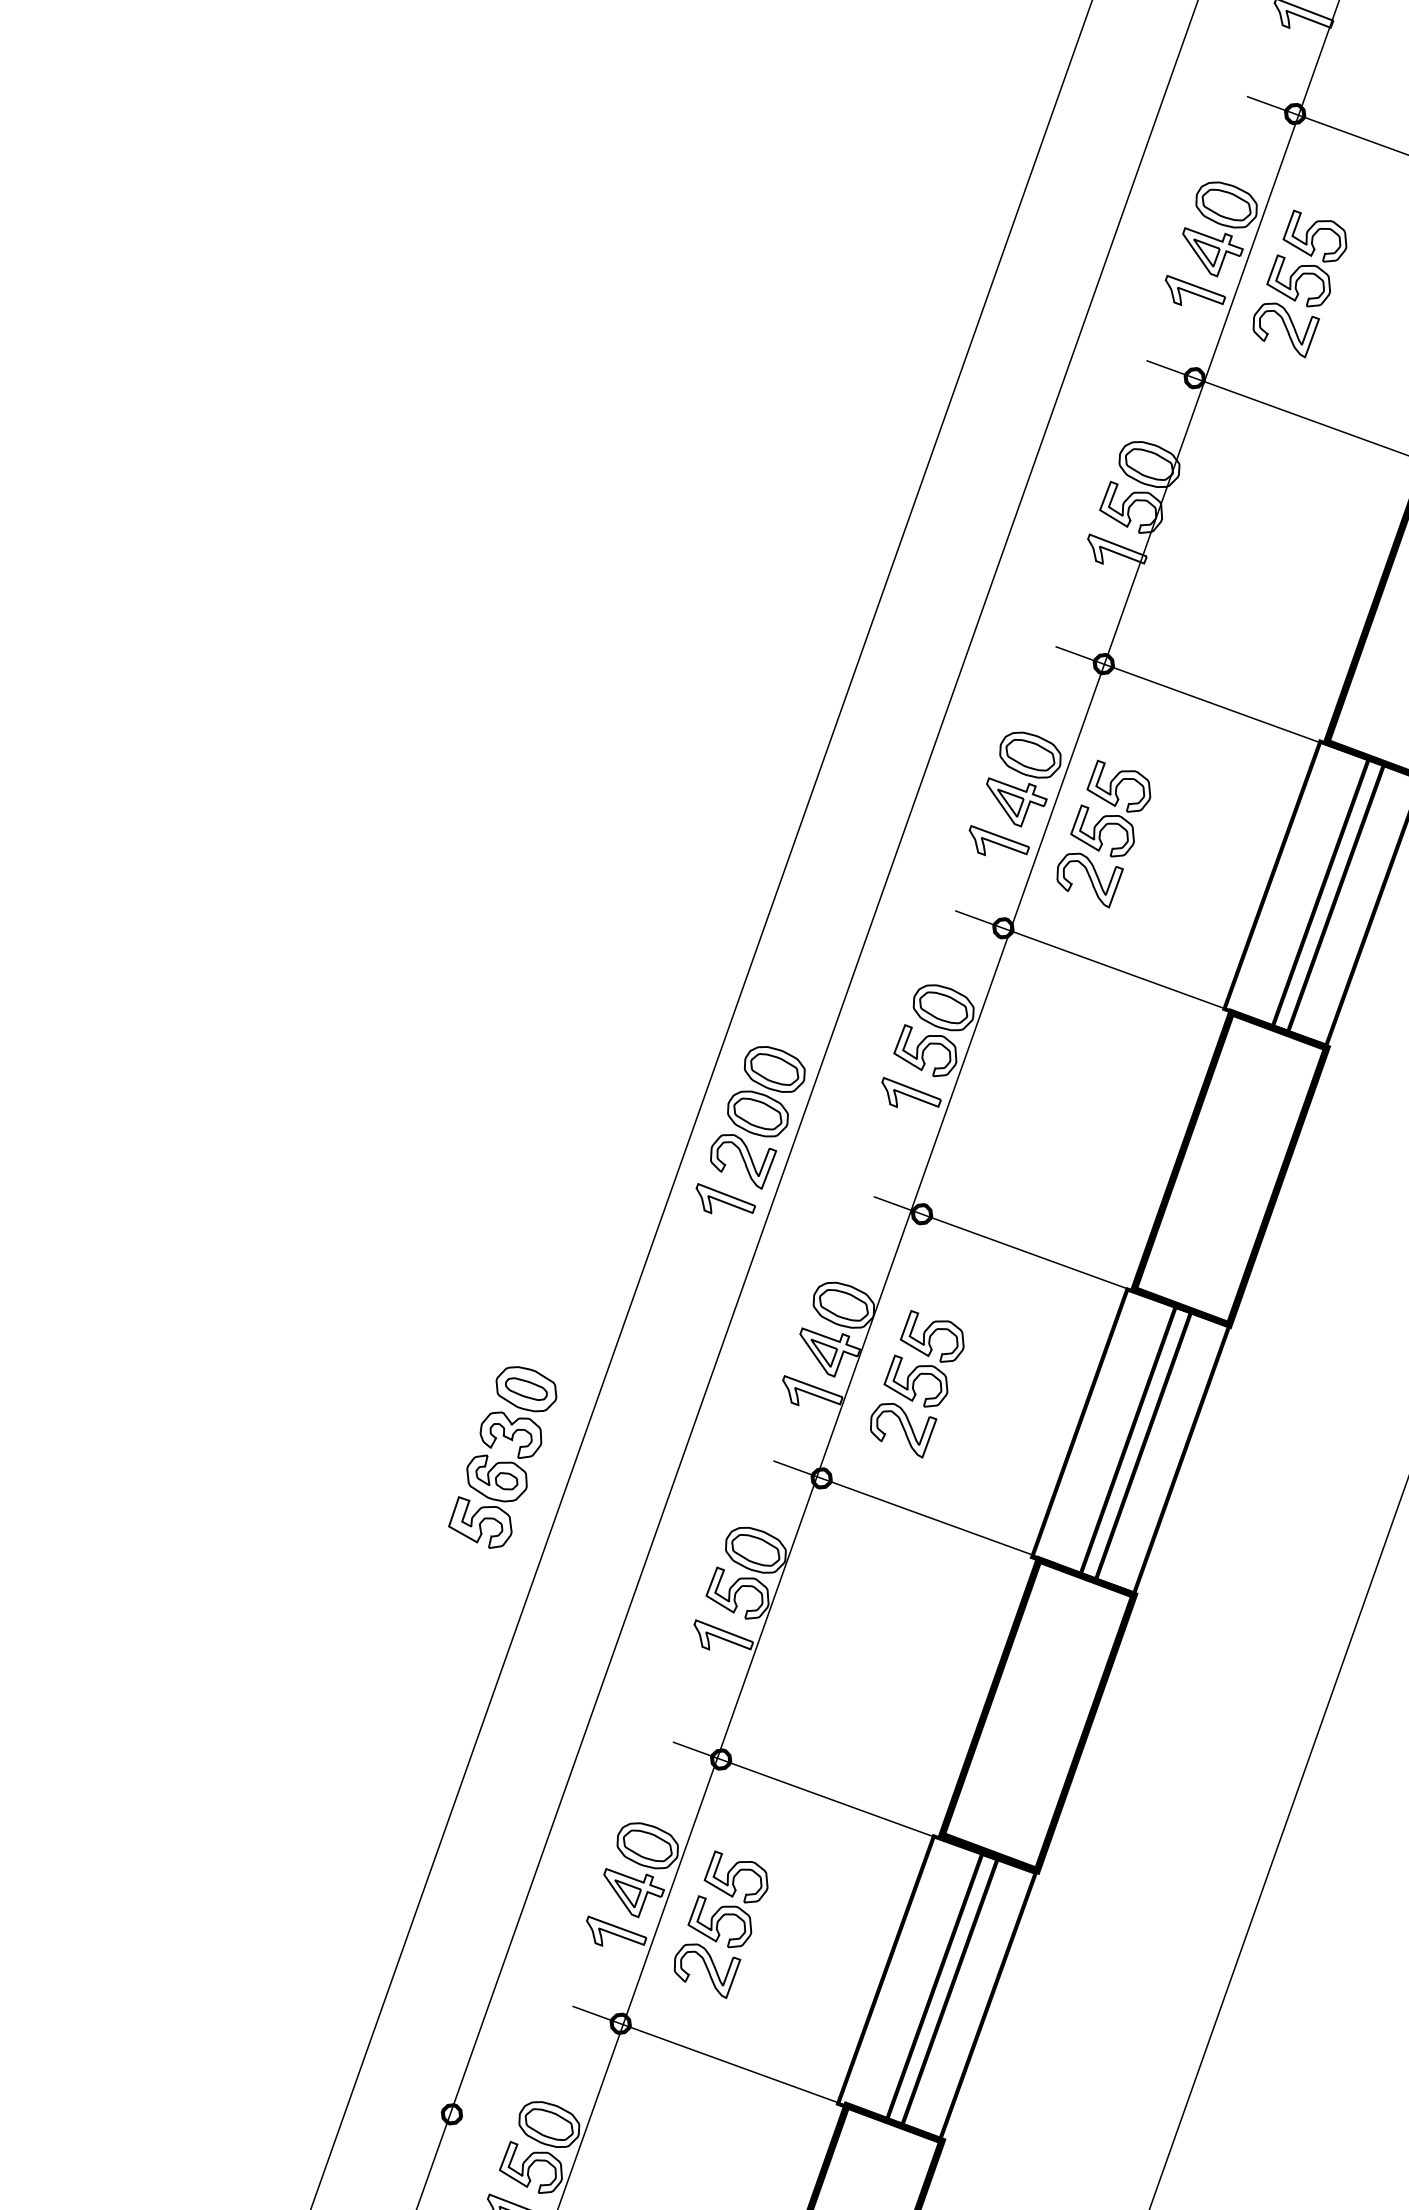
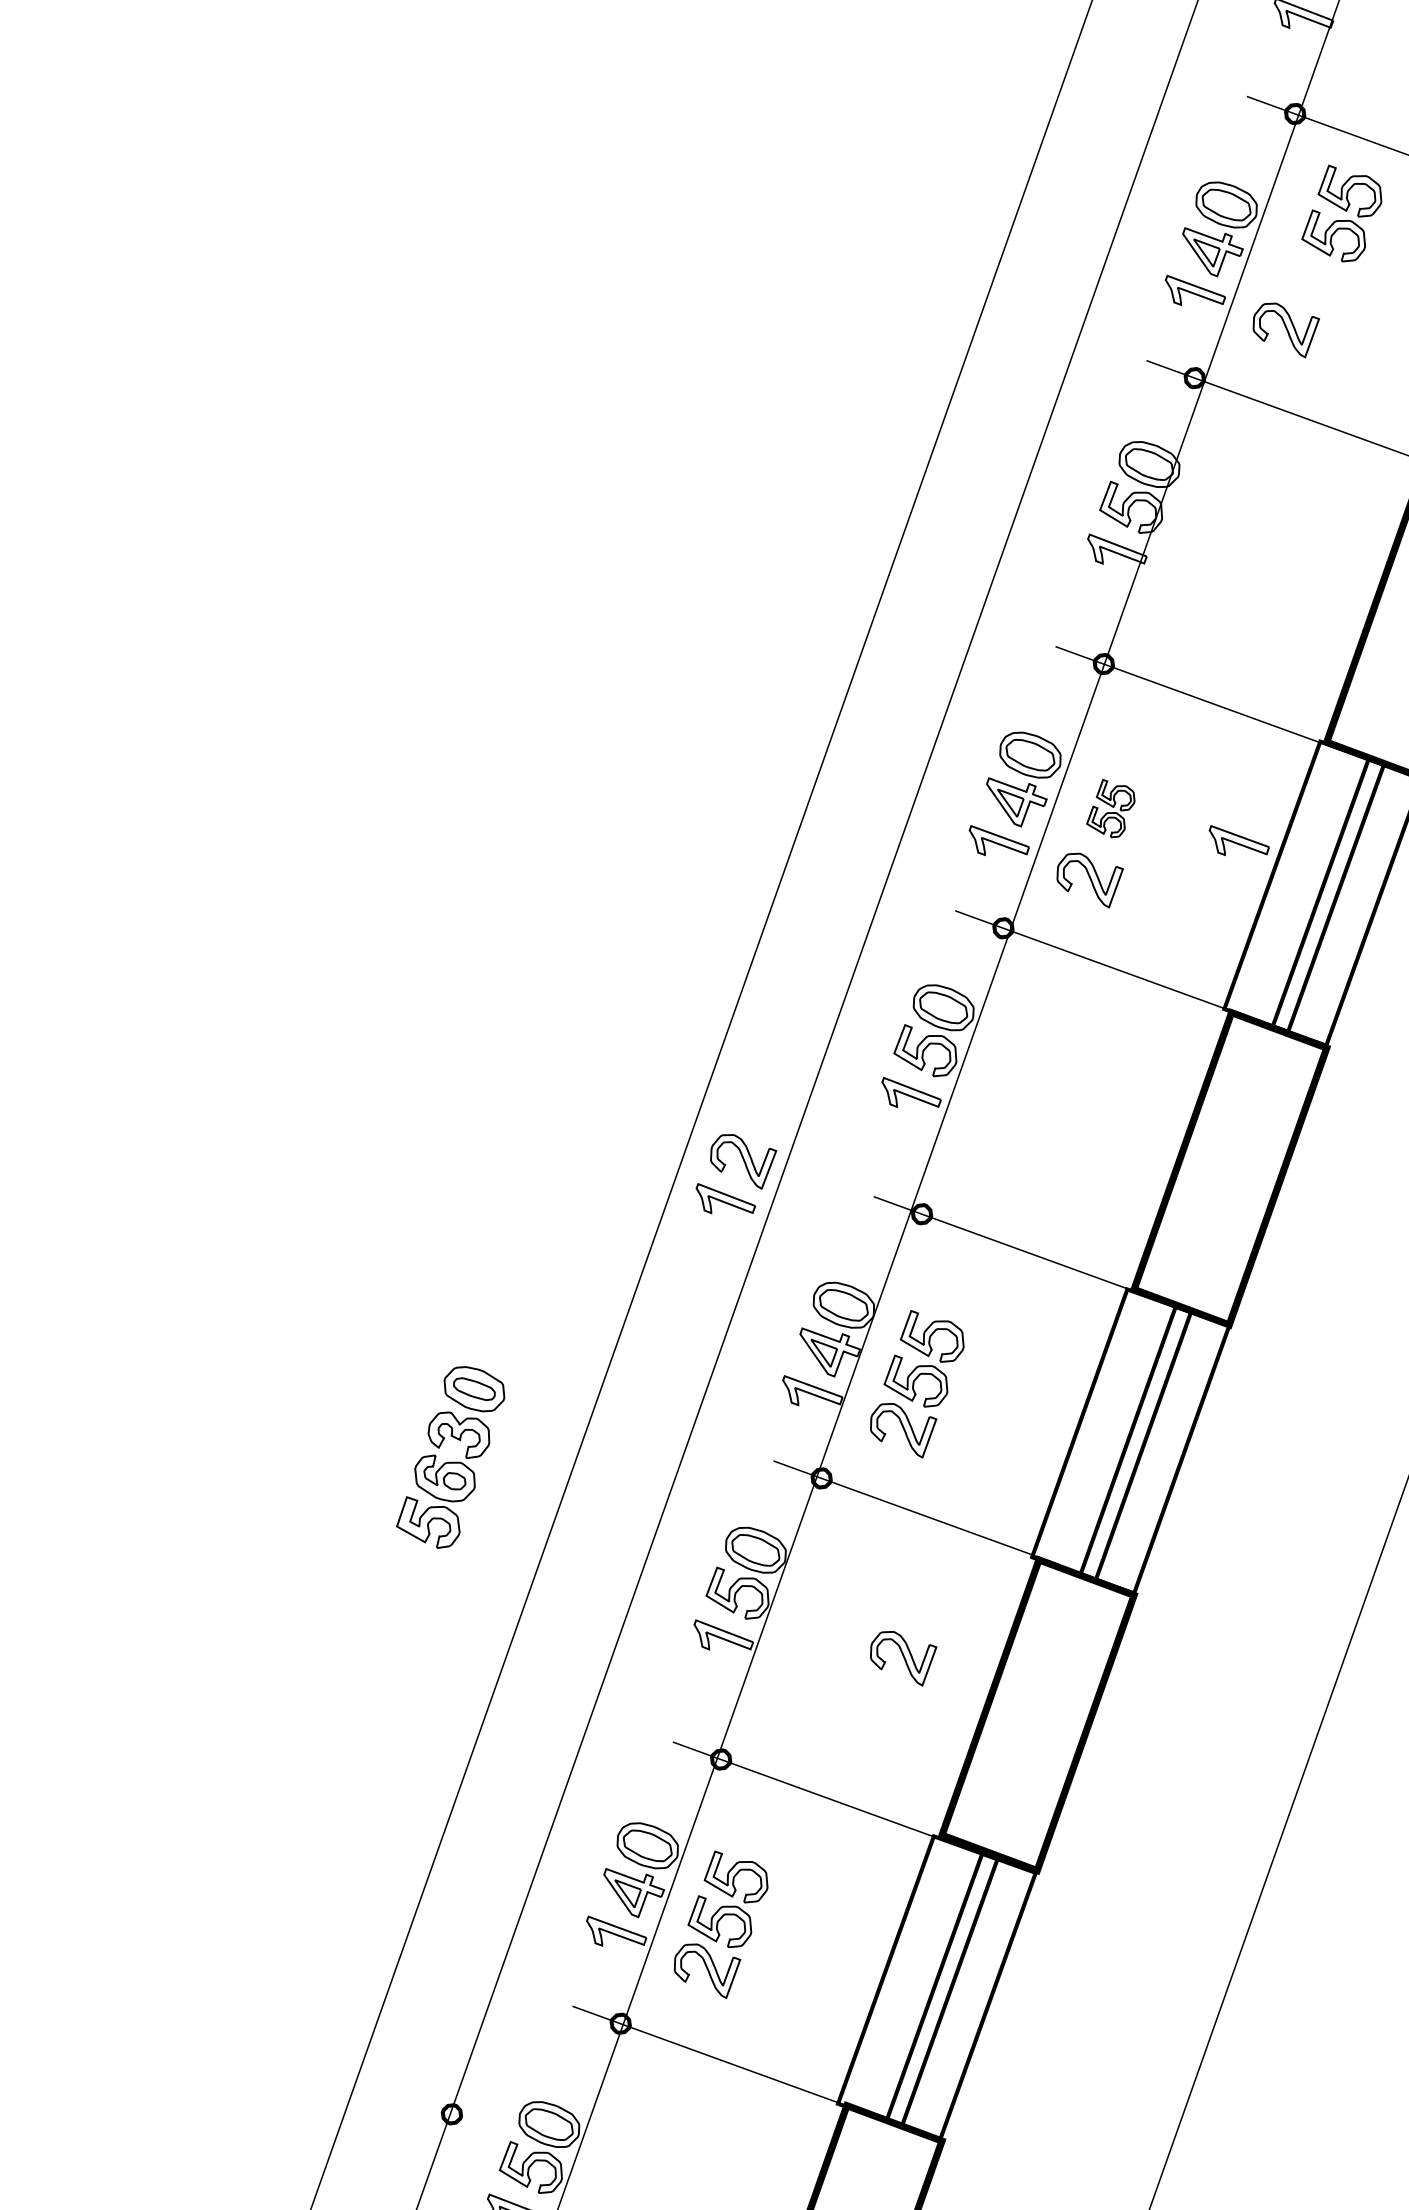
part position: (1306, 258) -> (1341, 213) (1341, 213)
part size: 82x99 px -> 50x61 px (1110, 808)
part: none -> present (1238, 840)
part: present -> none (766, 1091)
part position: (502, 1457) -> (450, 1457) (450, 1457)
part: none -> present (903, 1658)
